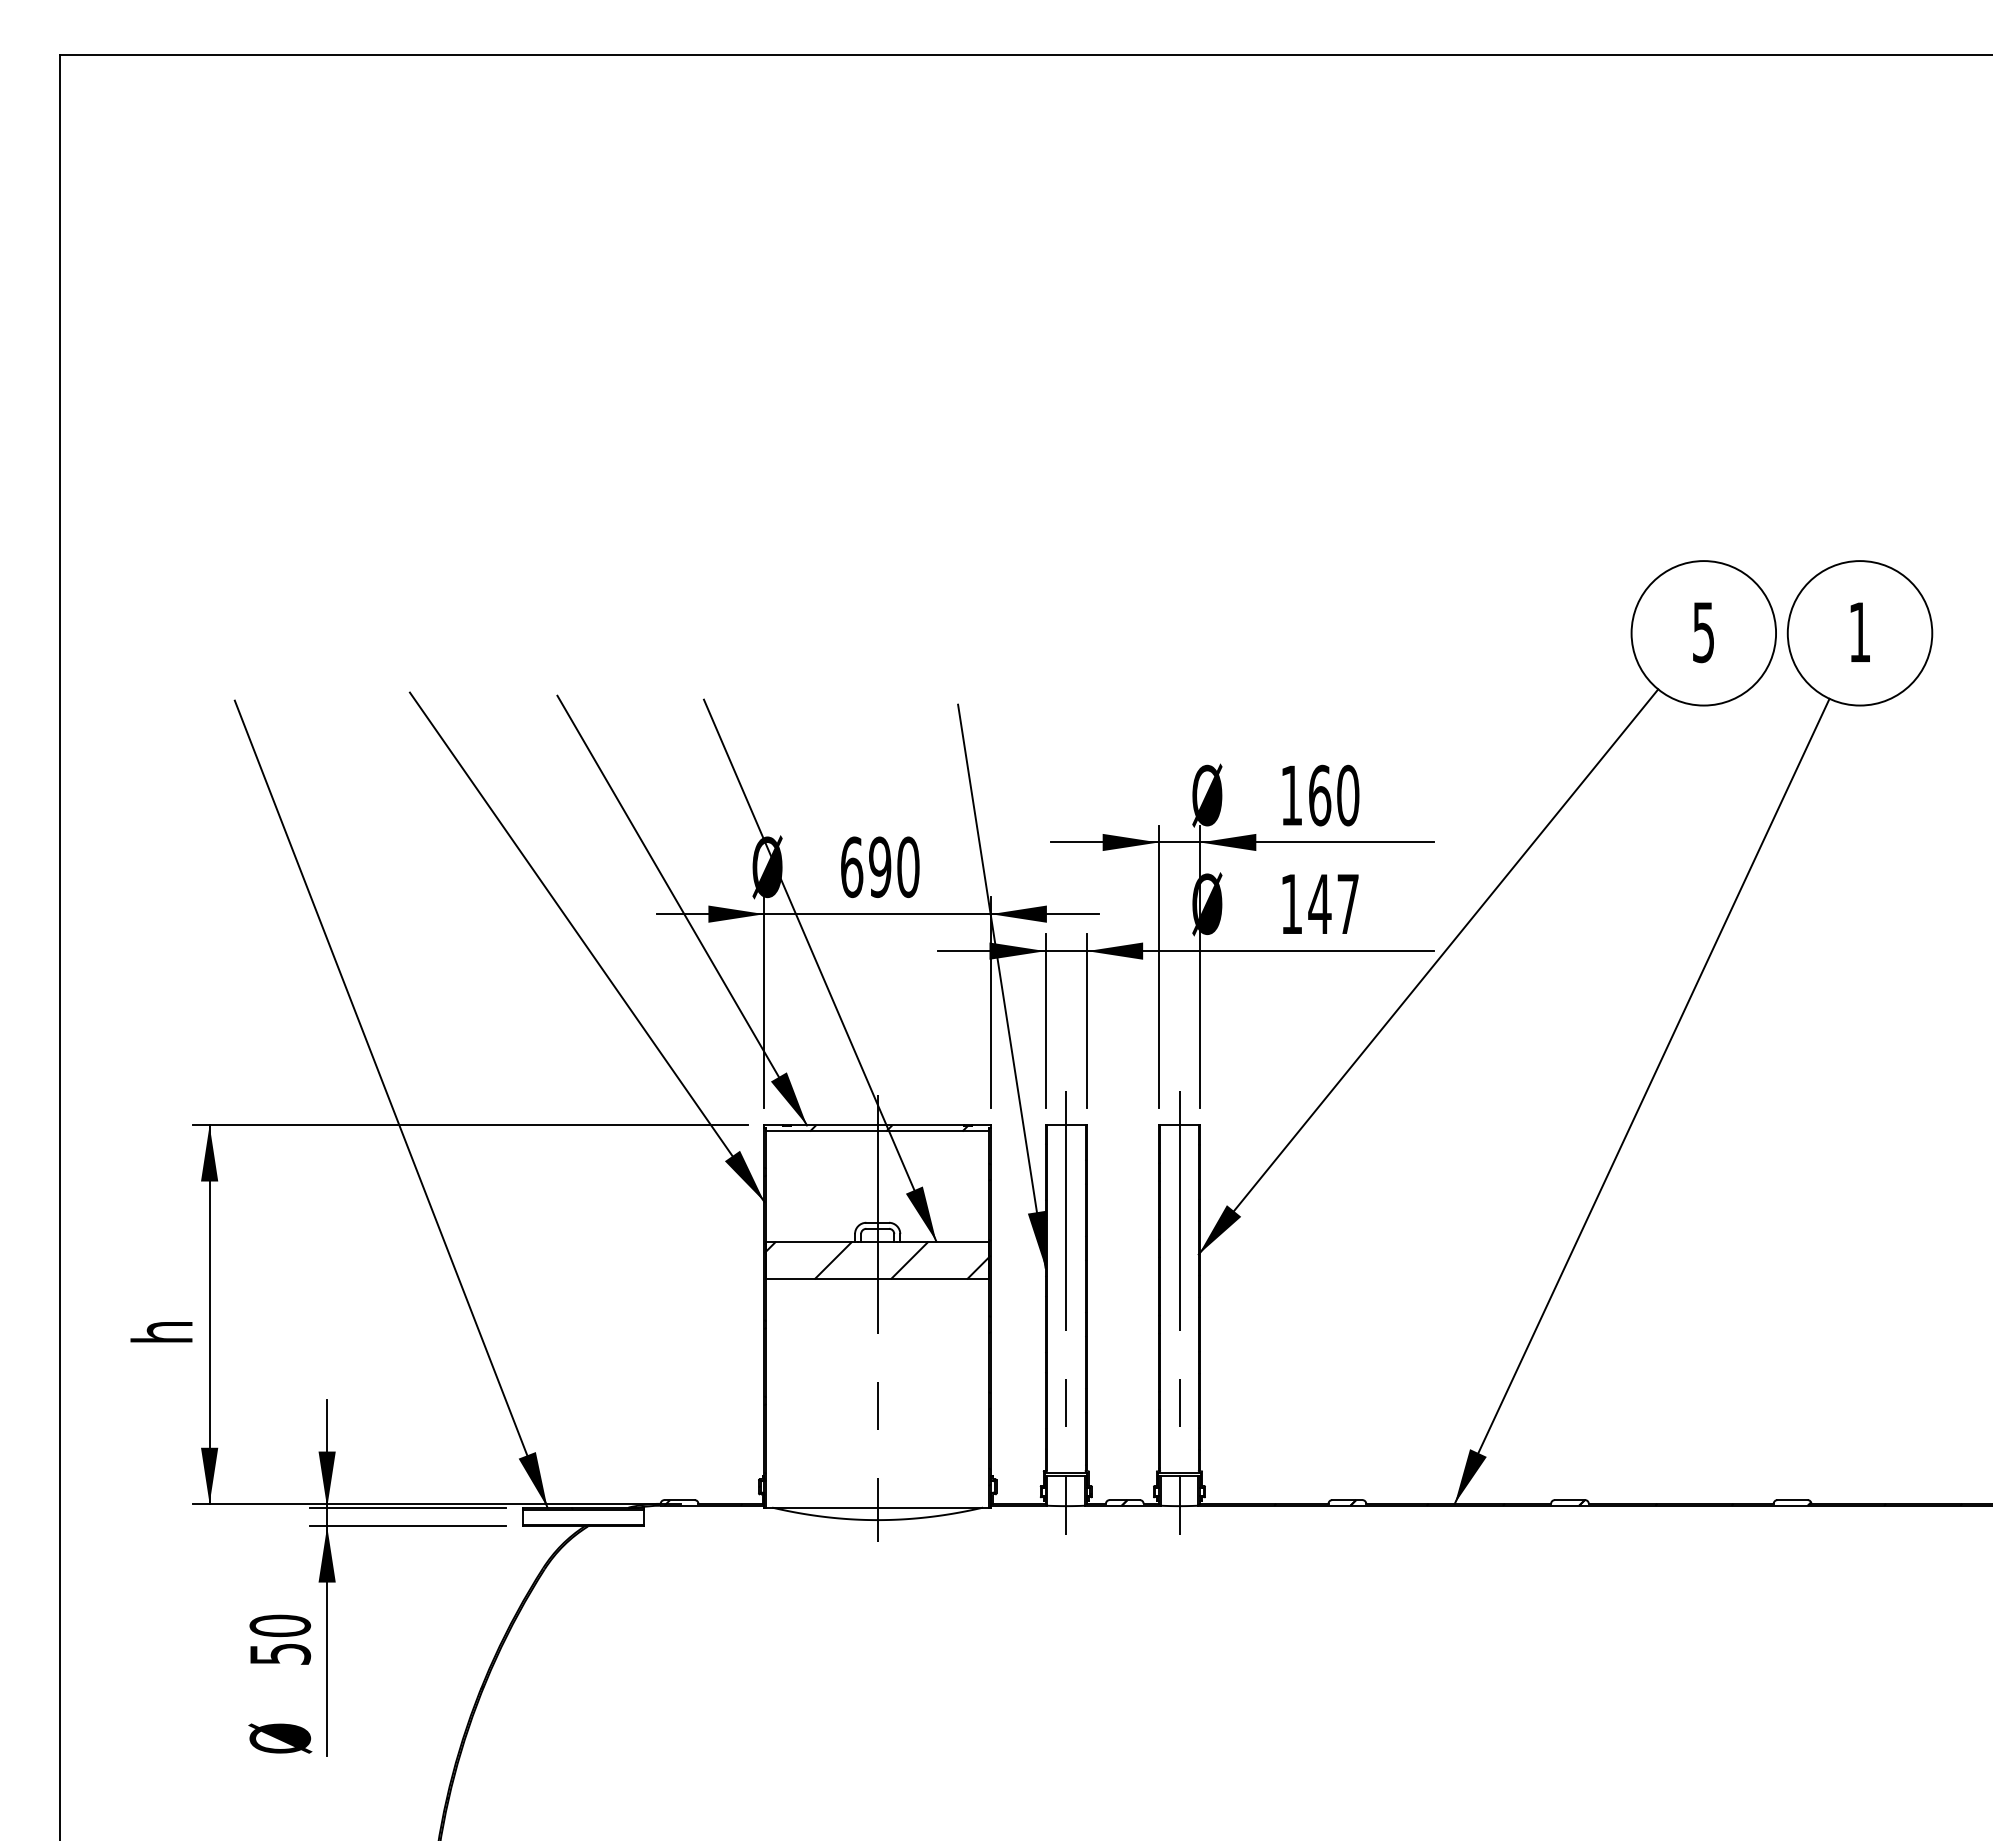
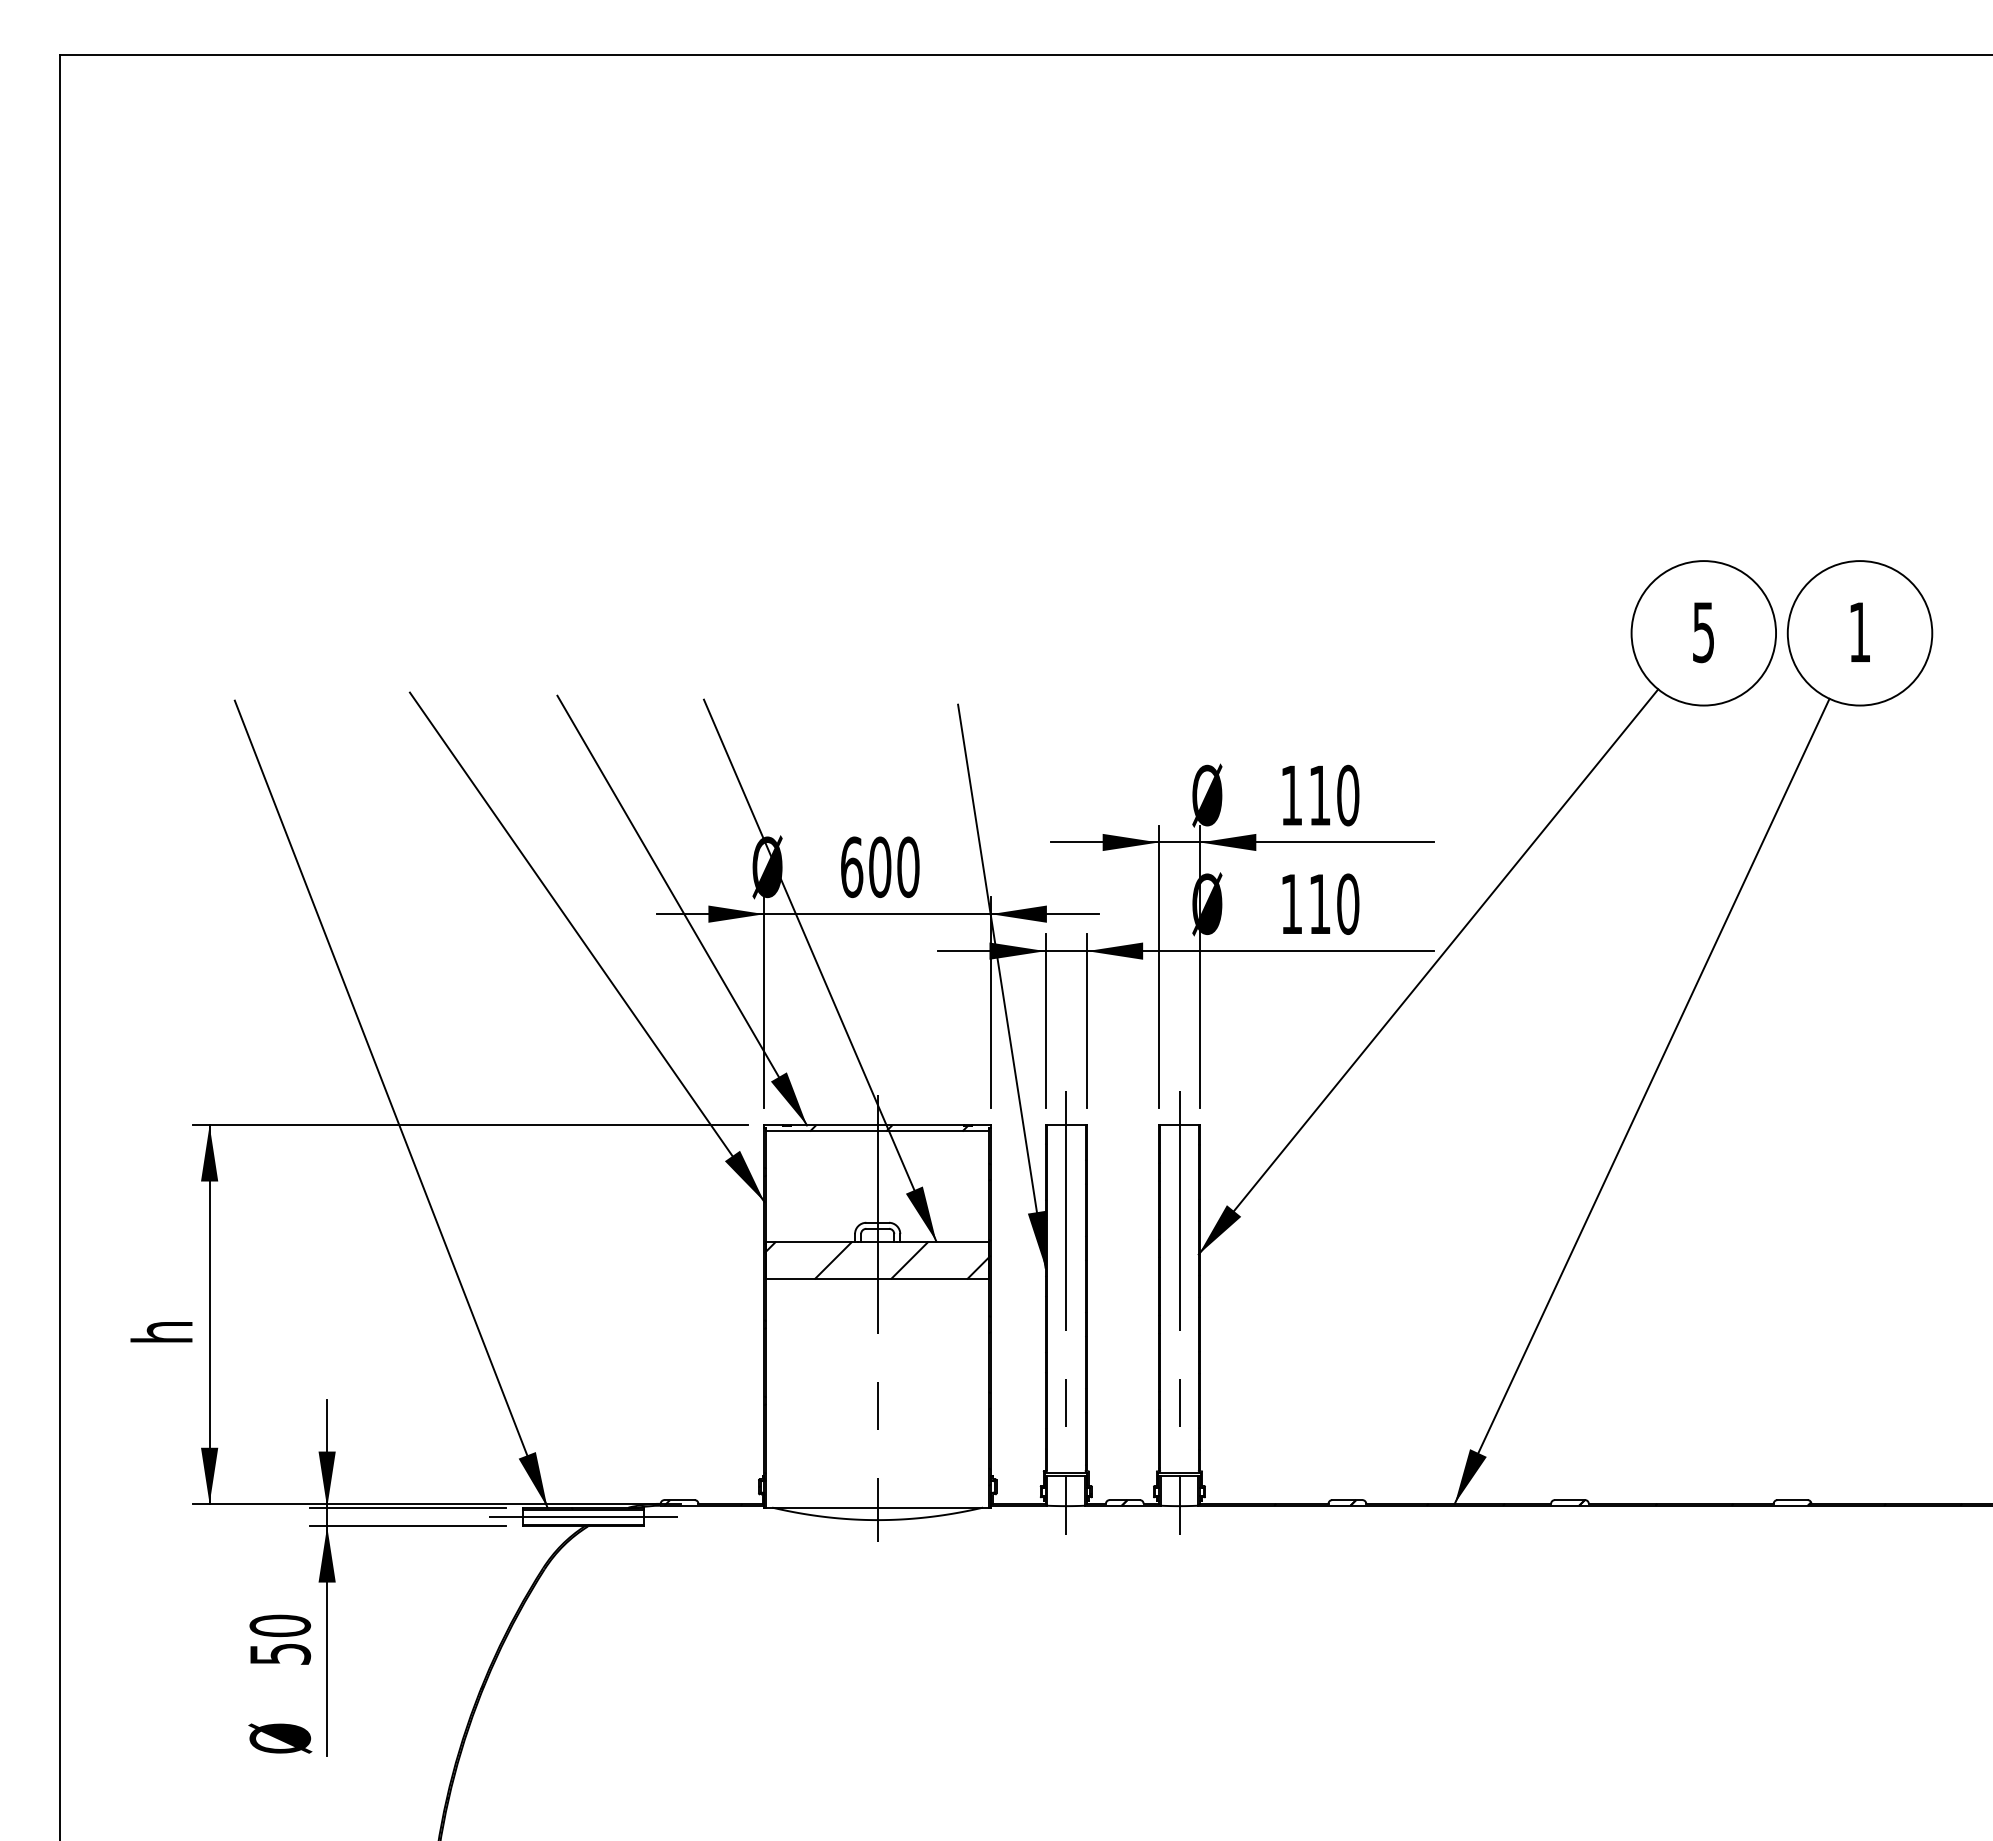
text: 160 -> 110 (1320, 795)
text: 690 -> 600 (880, 867)
text: 147 -> 110 (1333, 903)
line: none -> present (583, 1517)
